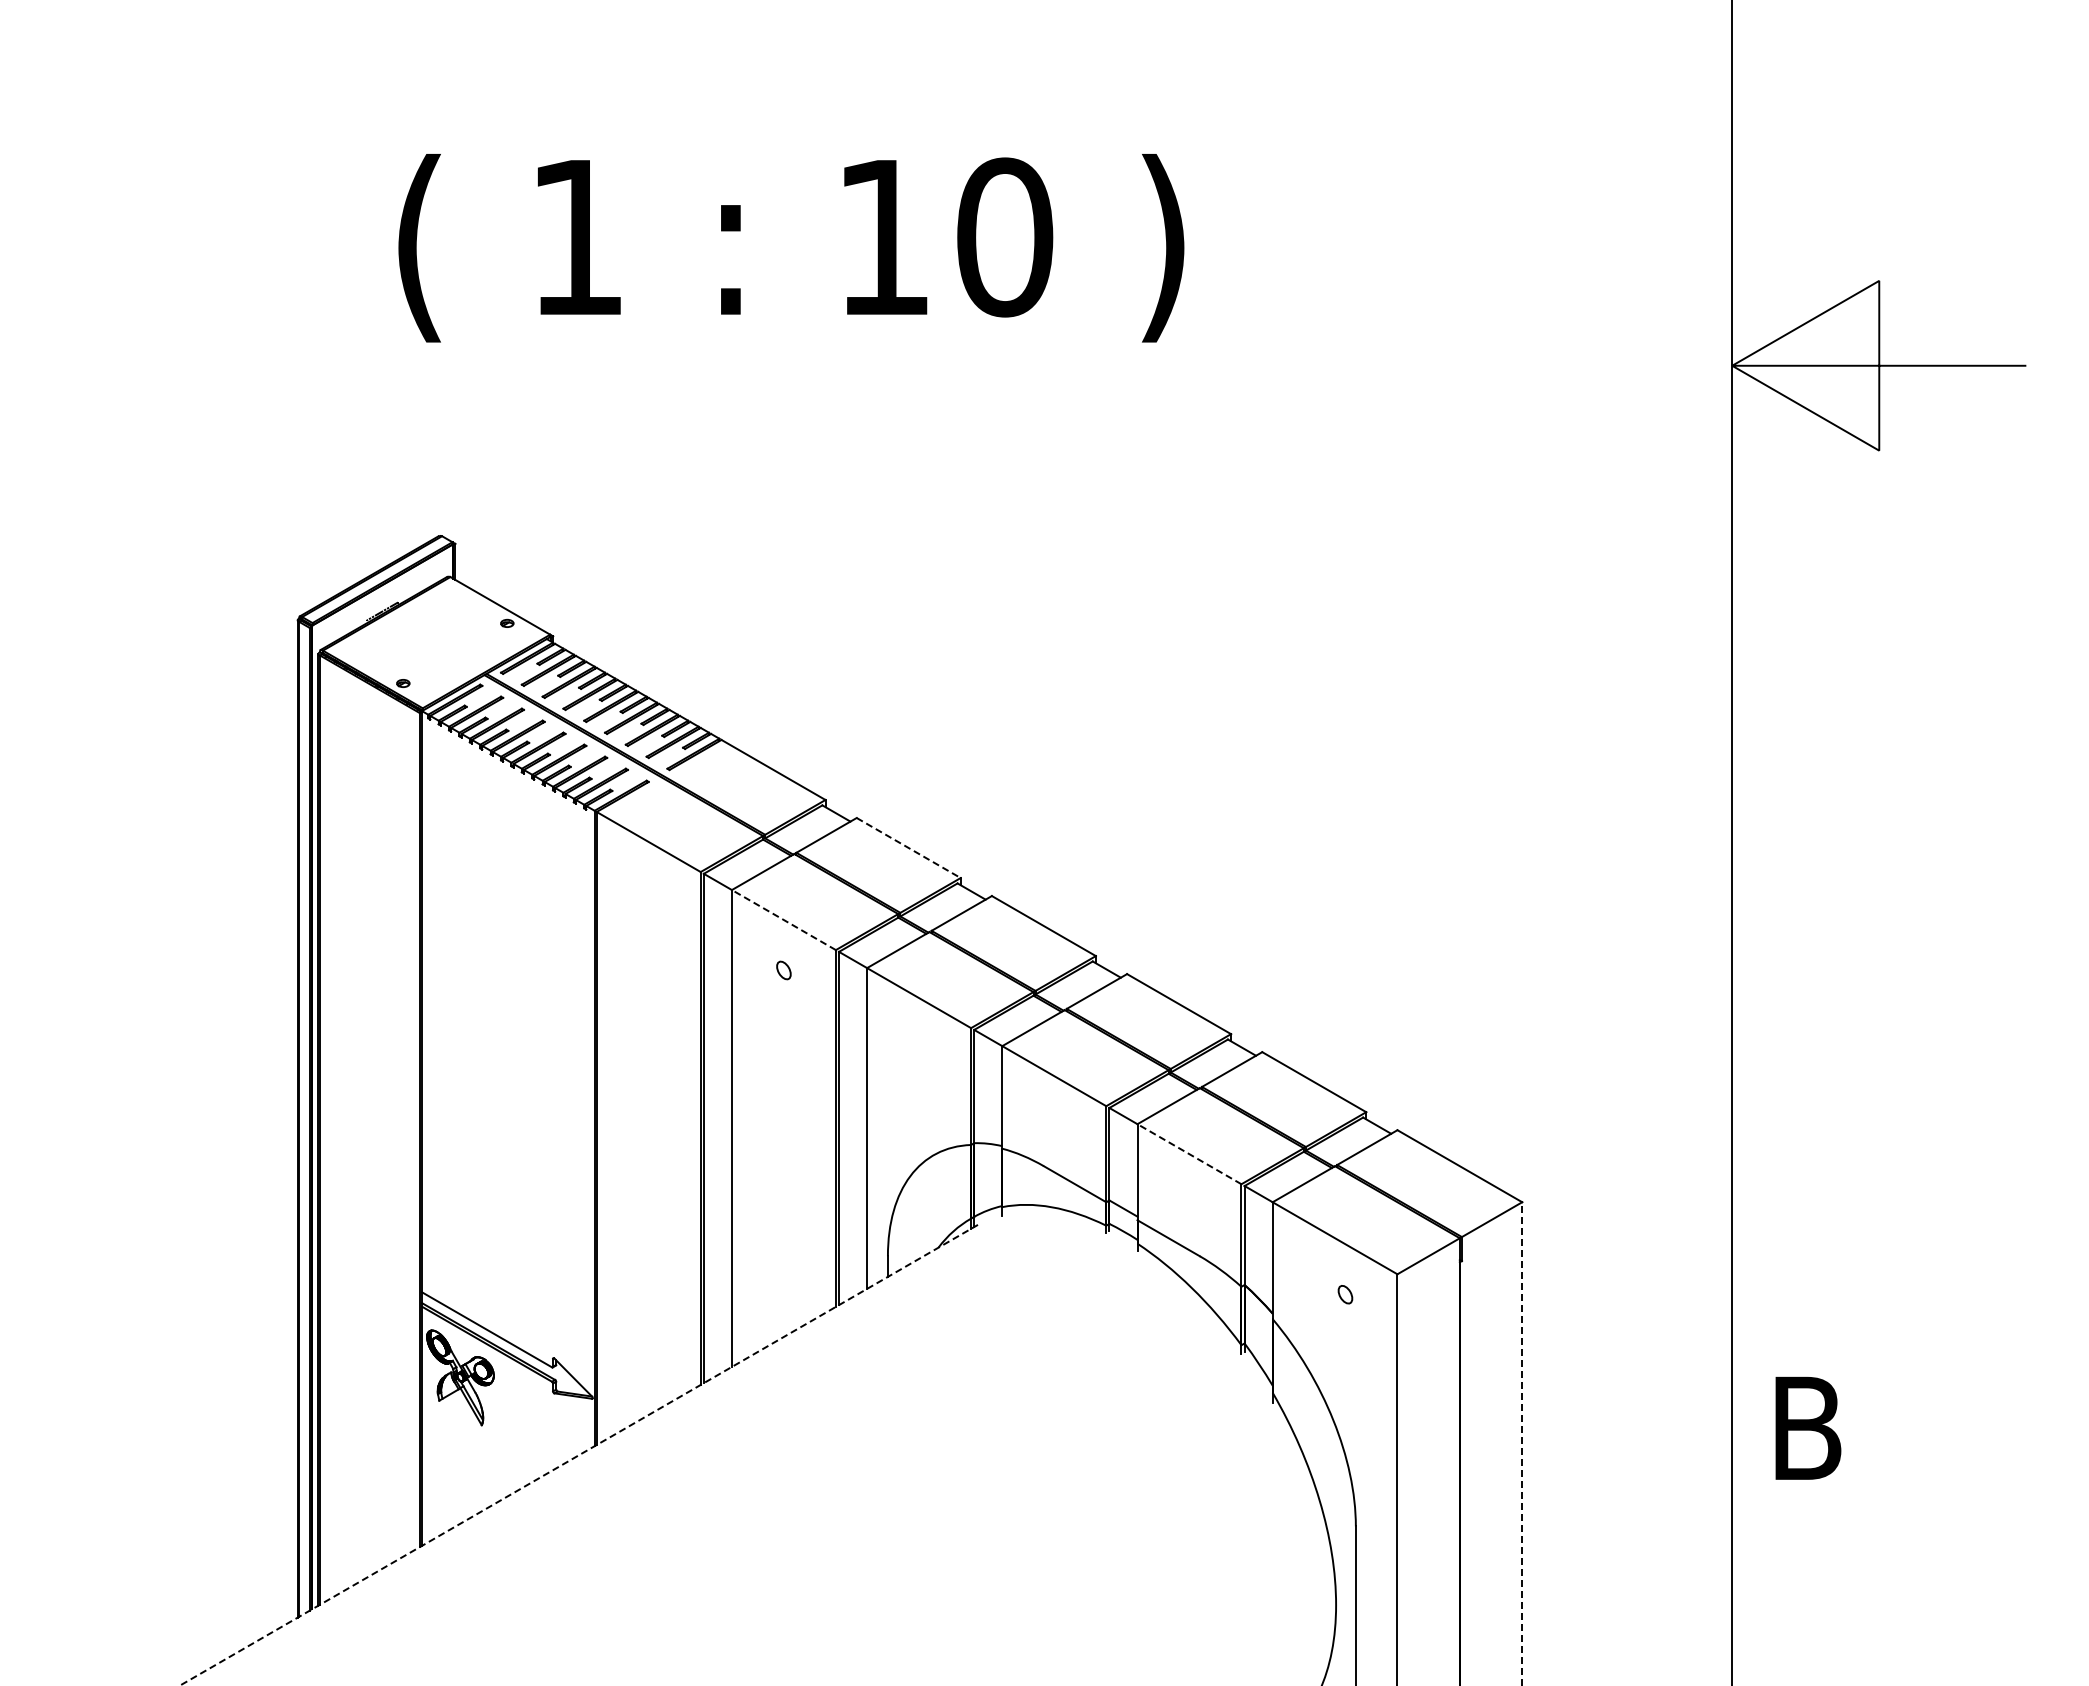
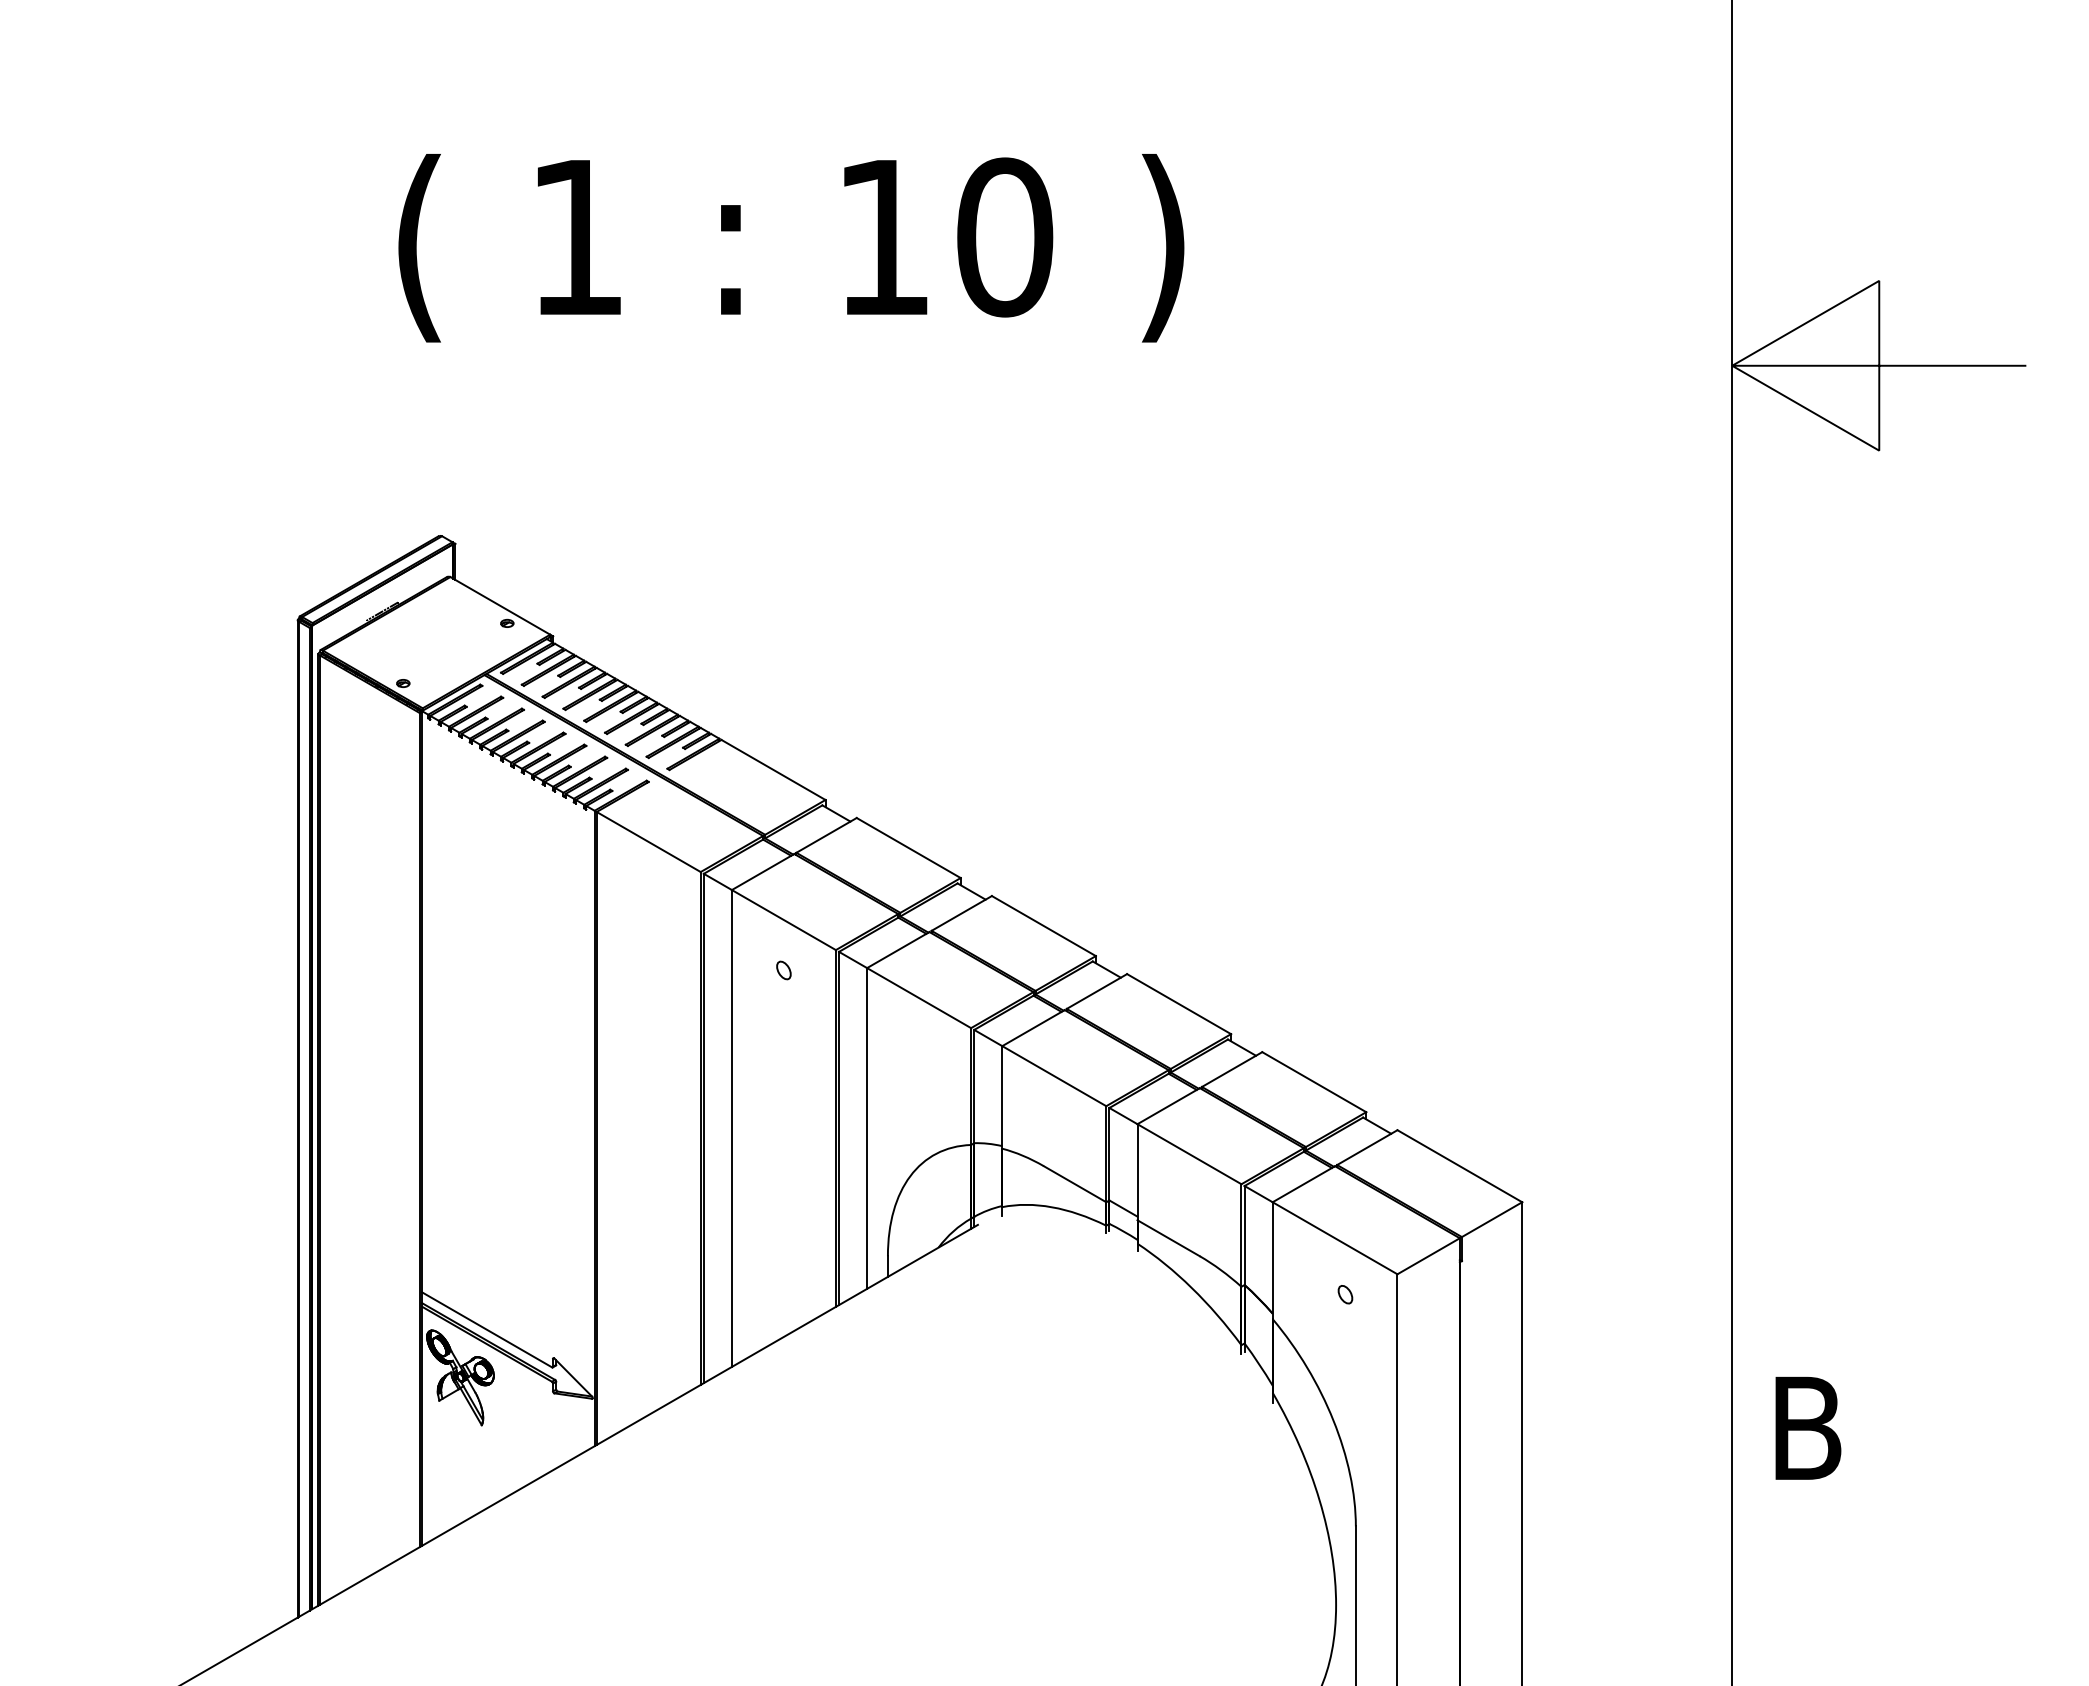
line: dashed -> solid (909, 848)
line: dashed -> solid (783, 919)
line: dashed -> solid (1189, 1153)
line: dashed -> solid (1522, 1443)
line: dashed -> solid (578, 1455)
